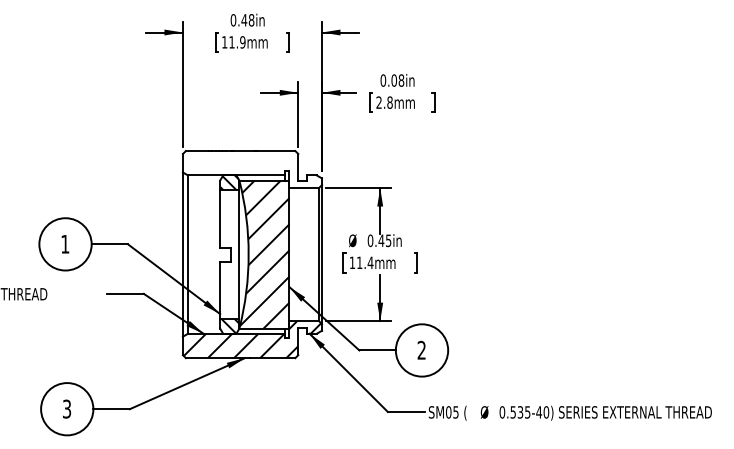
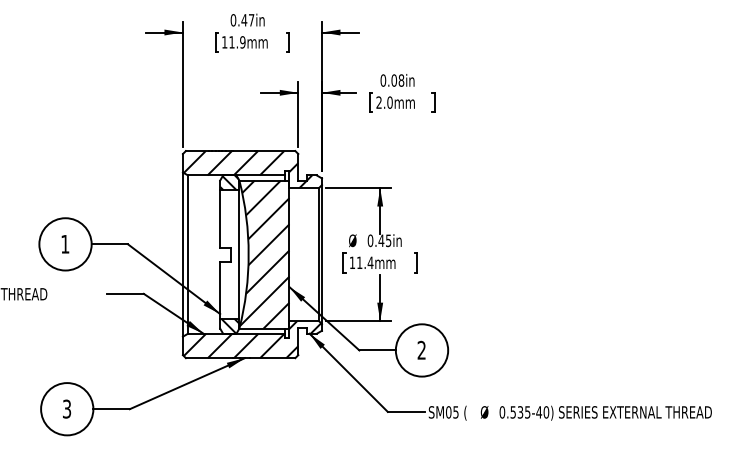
text: 0.48in -> 0.47in (251, 20)
text: 2.8mm -> 2.0mm (389, 102)
hatch: none -> present (247, 169)
